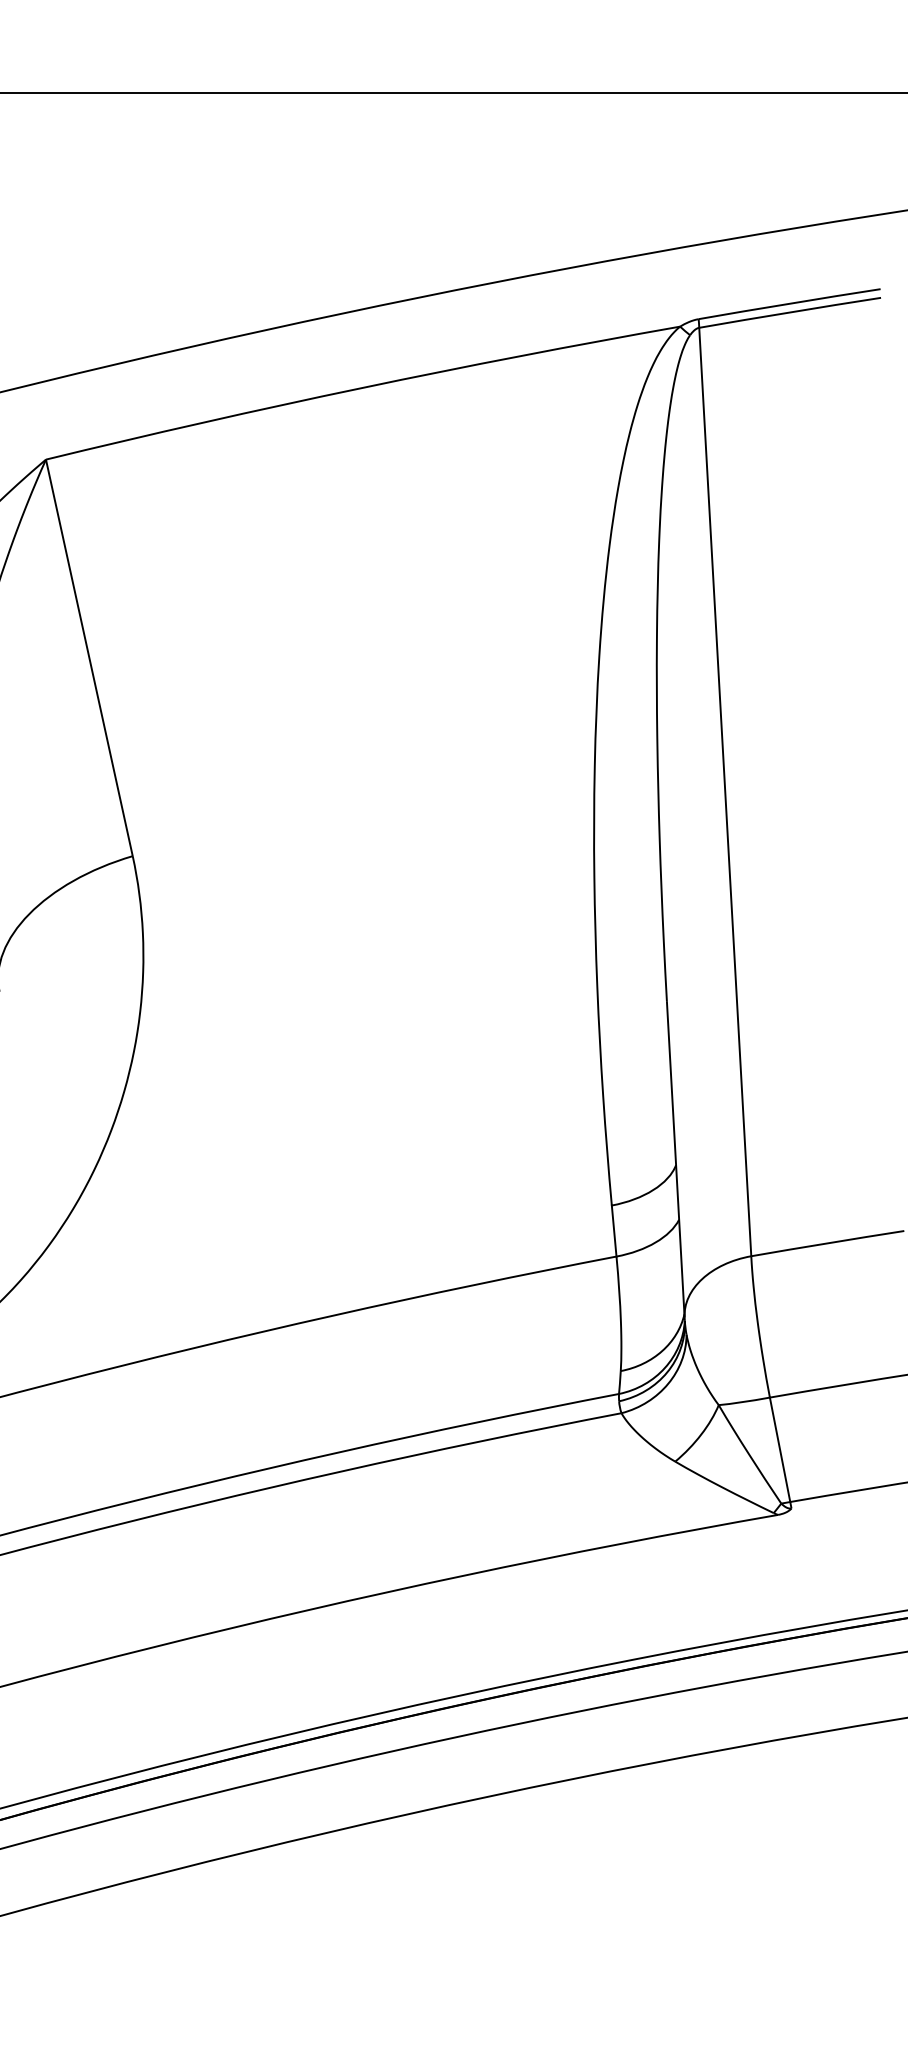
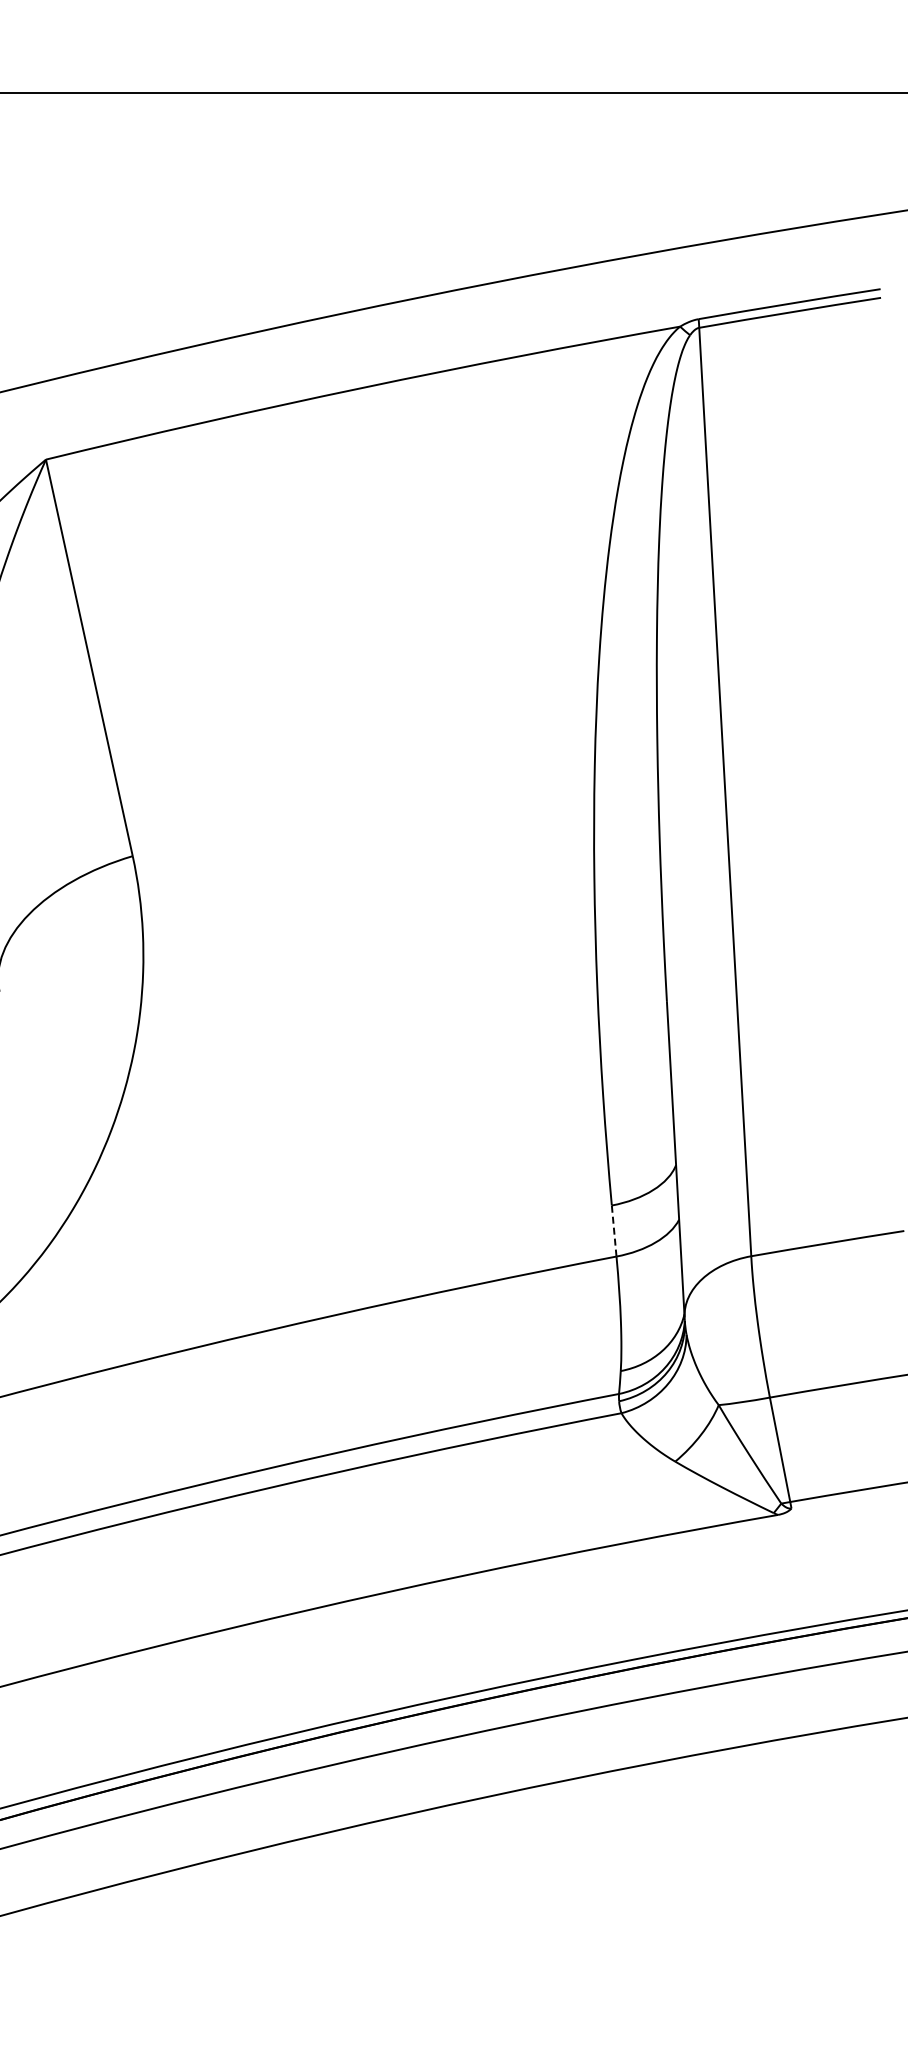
line: solid -> dashed (614, 1231)
